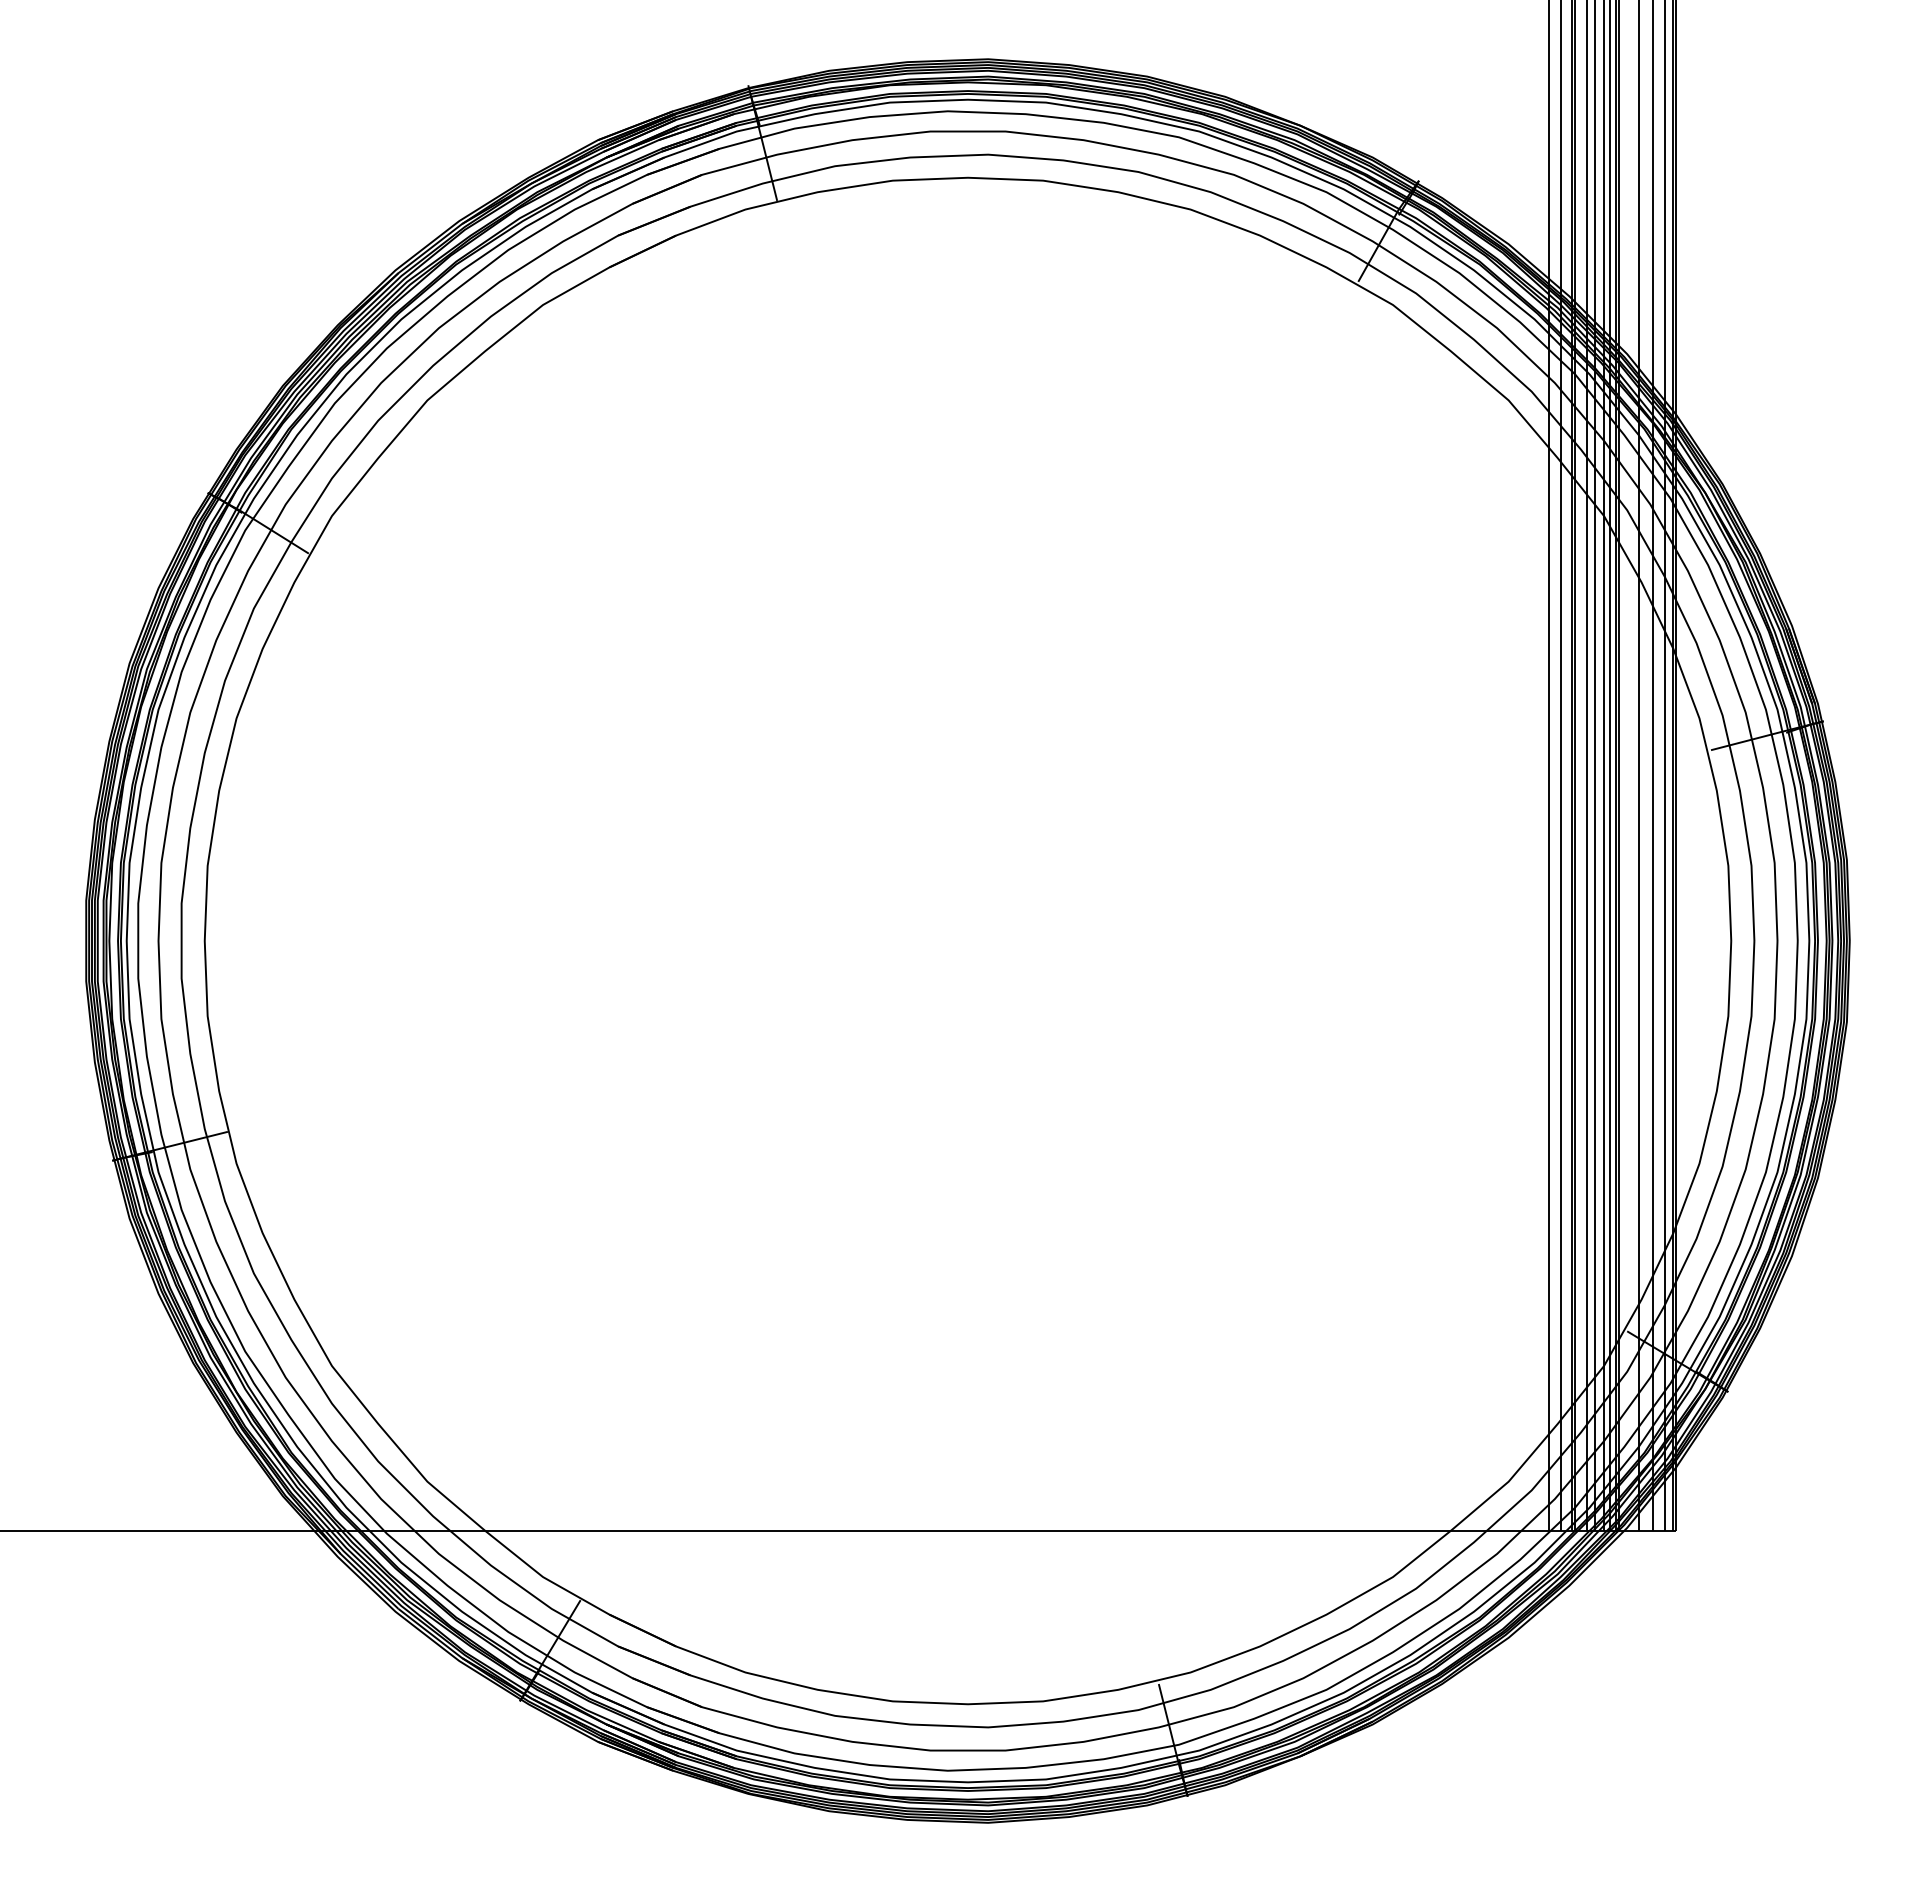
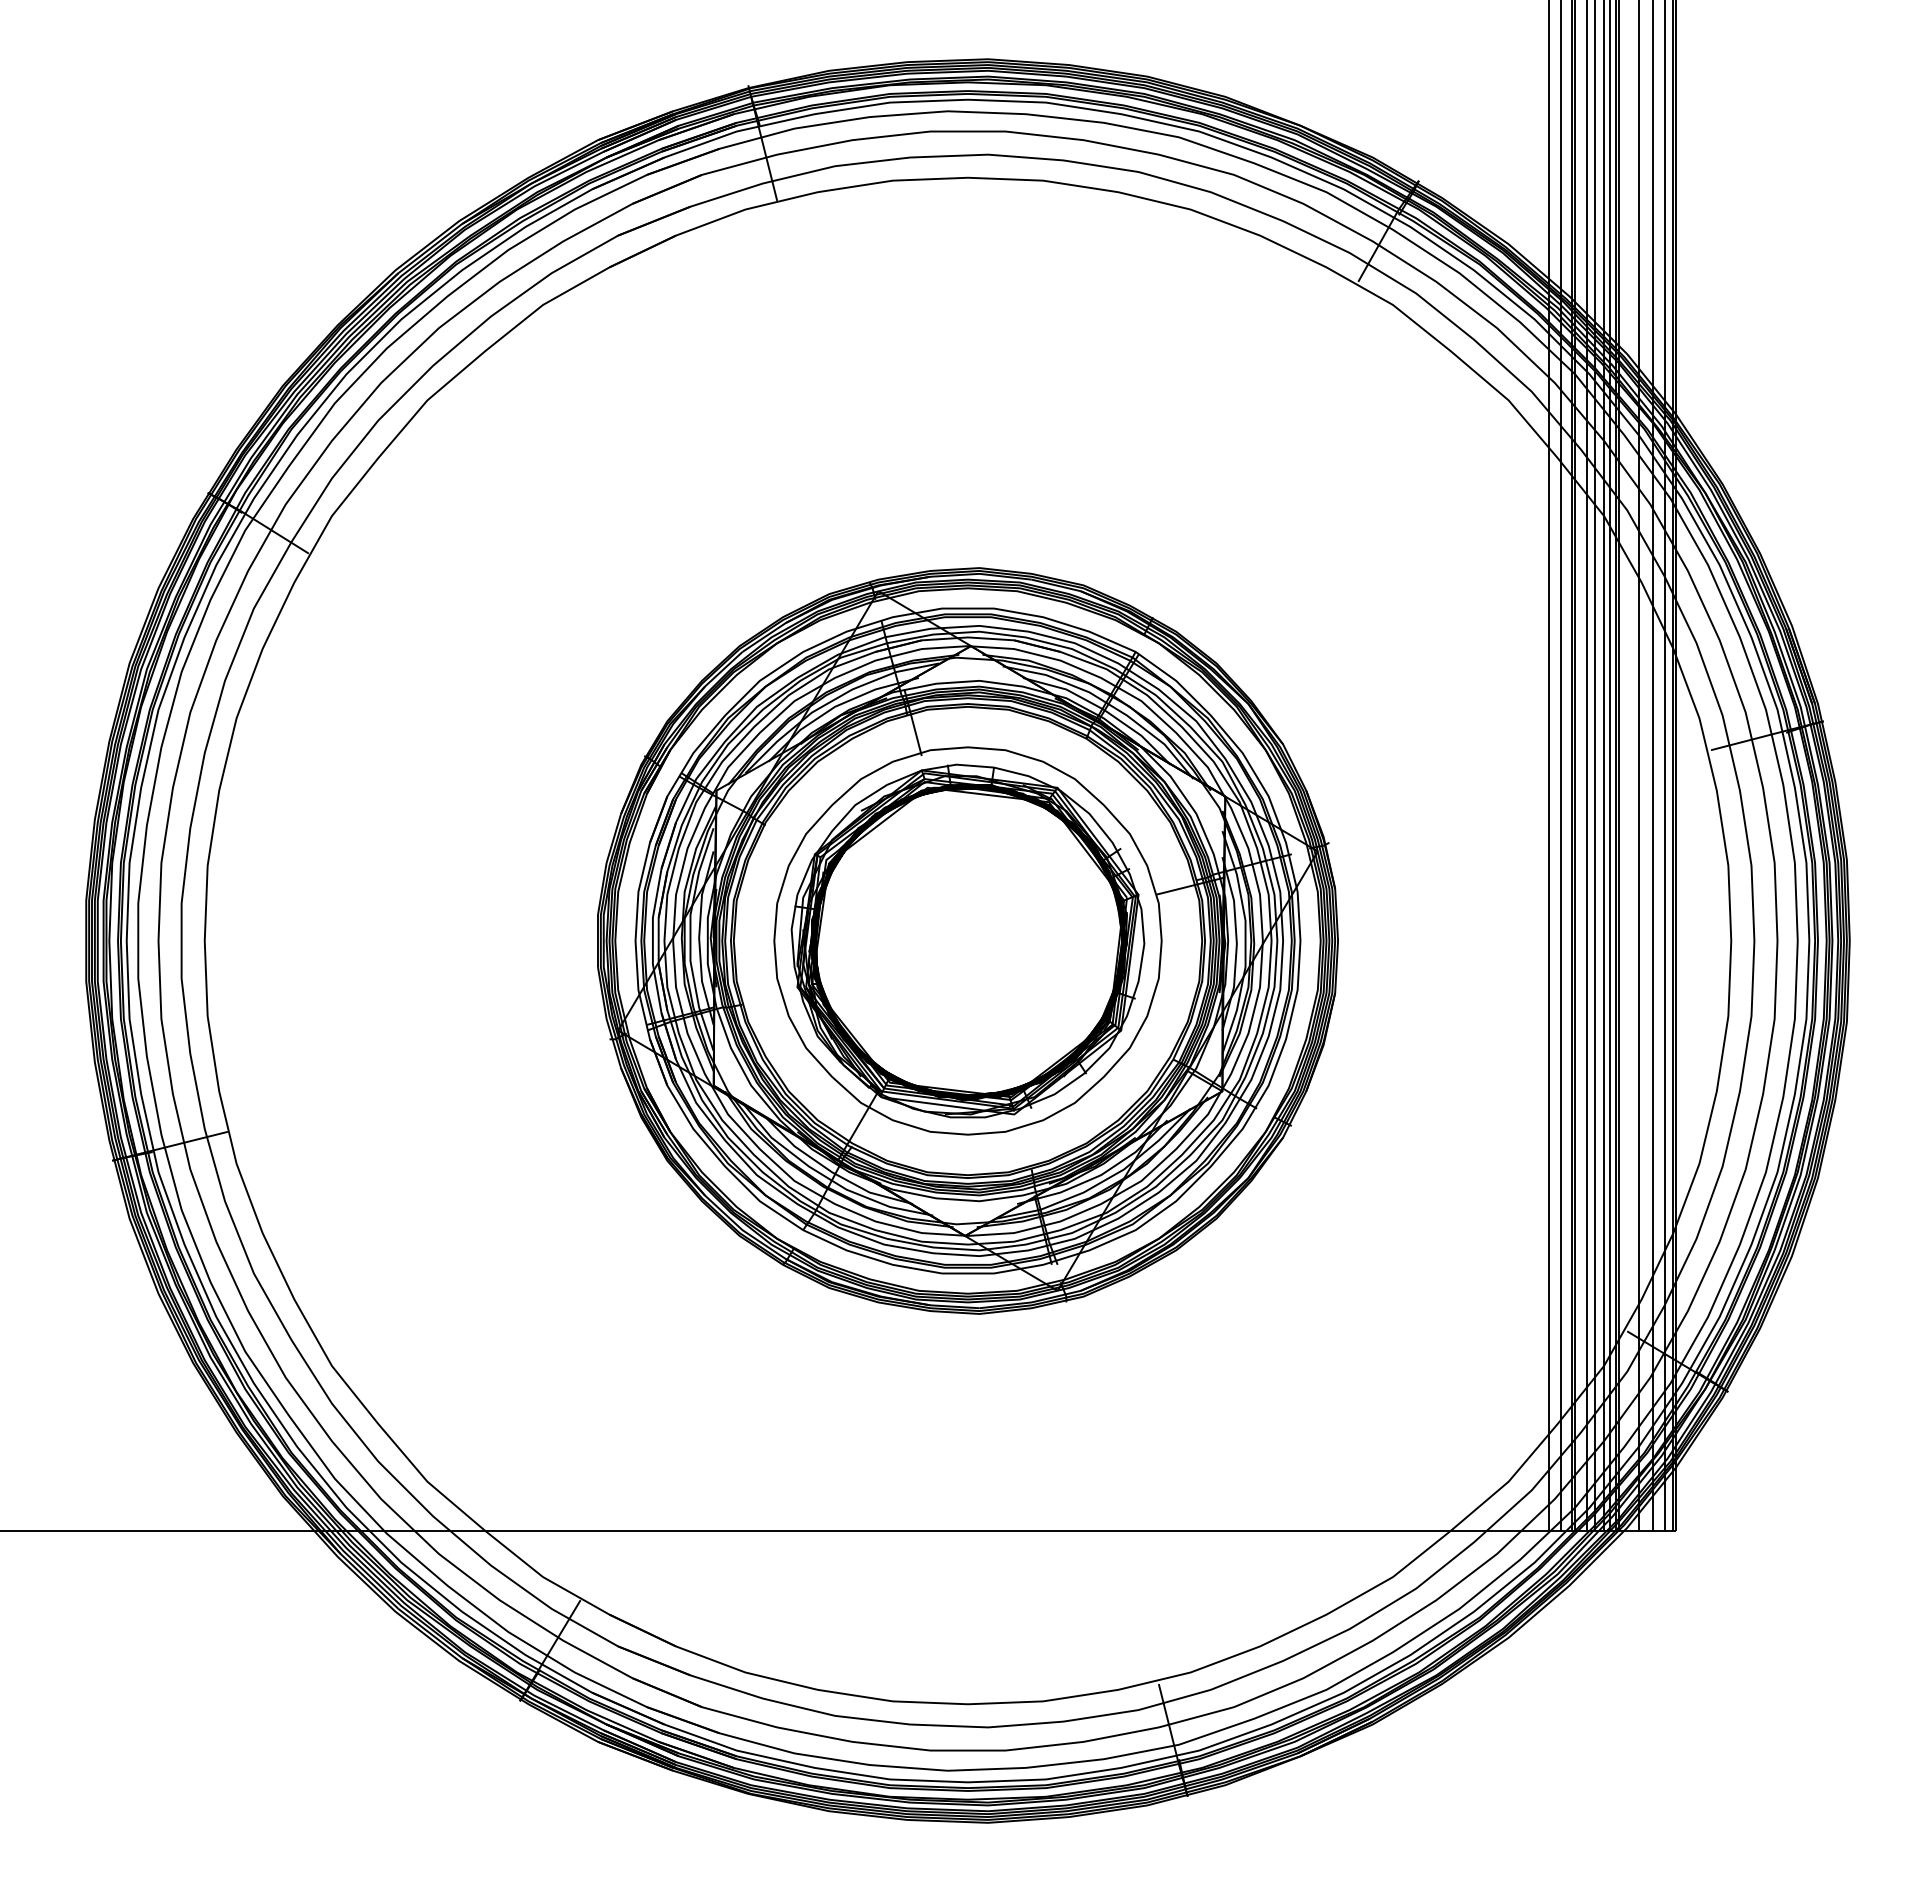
part: none -> present (967, 940)
